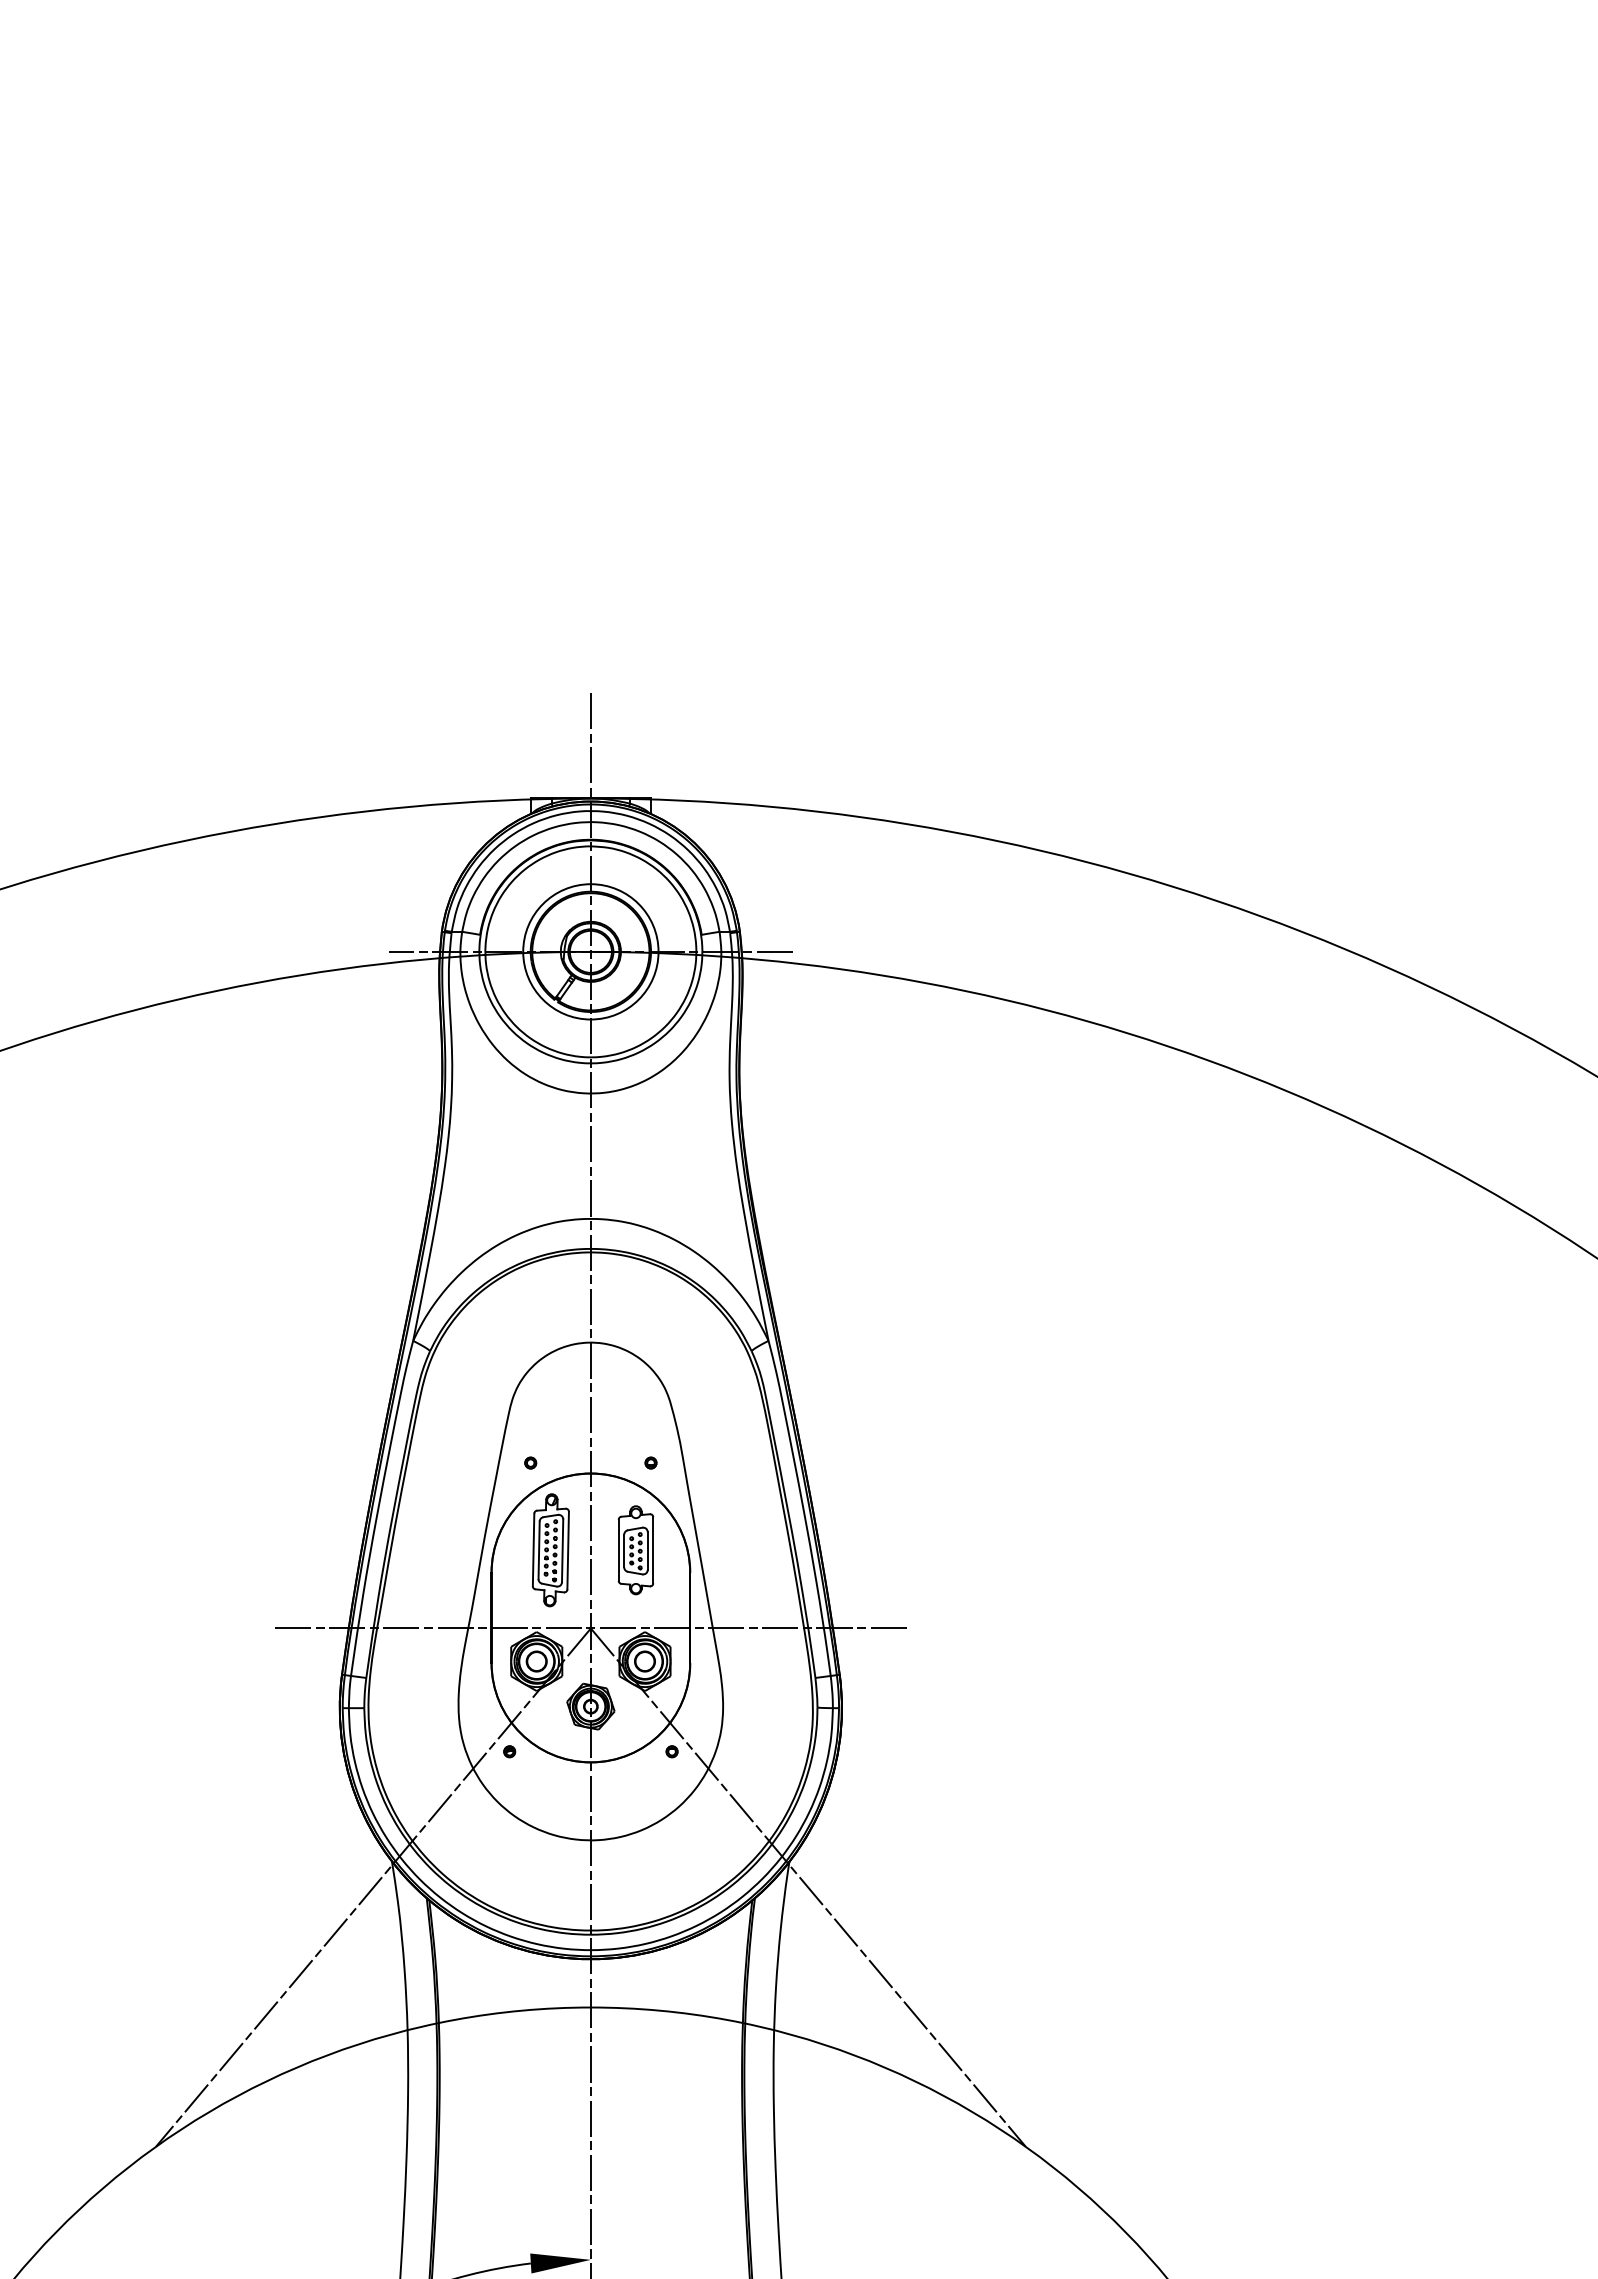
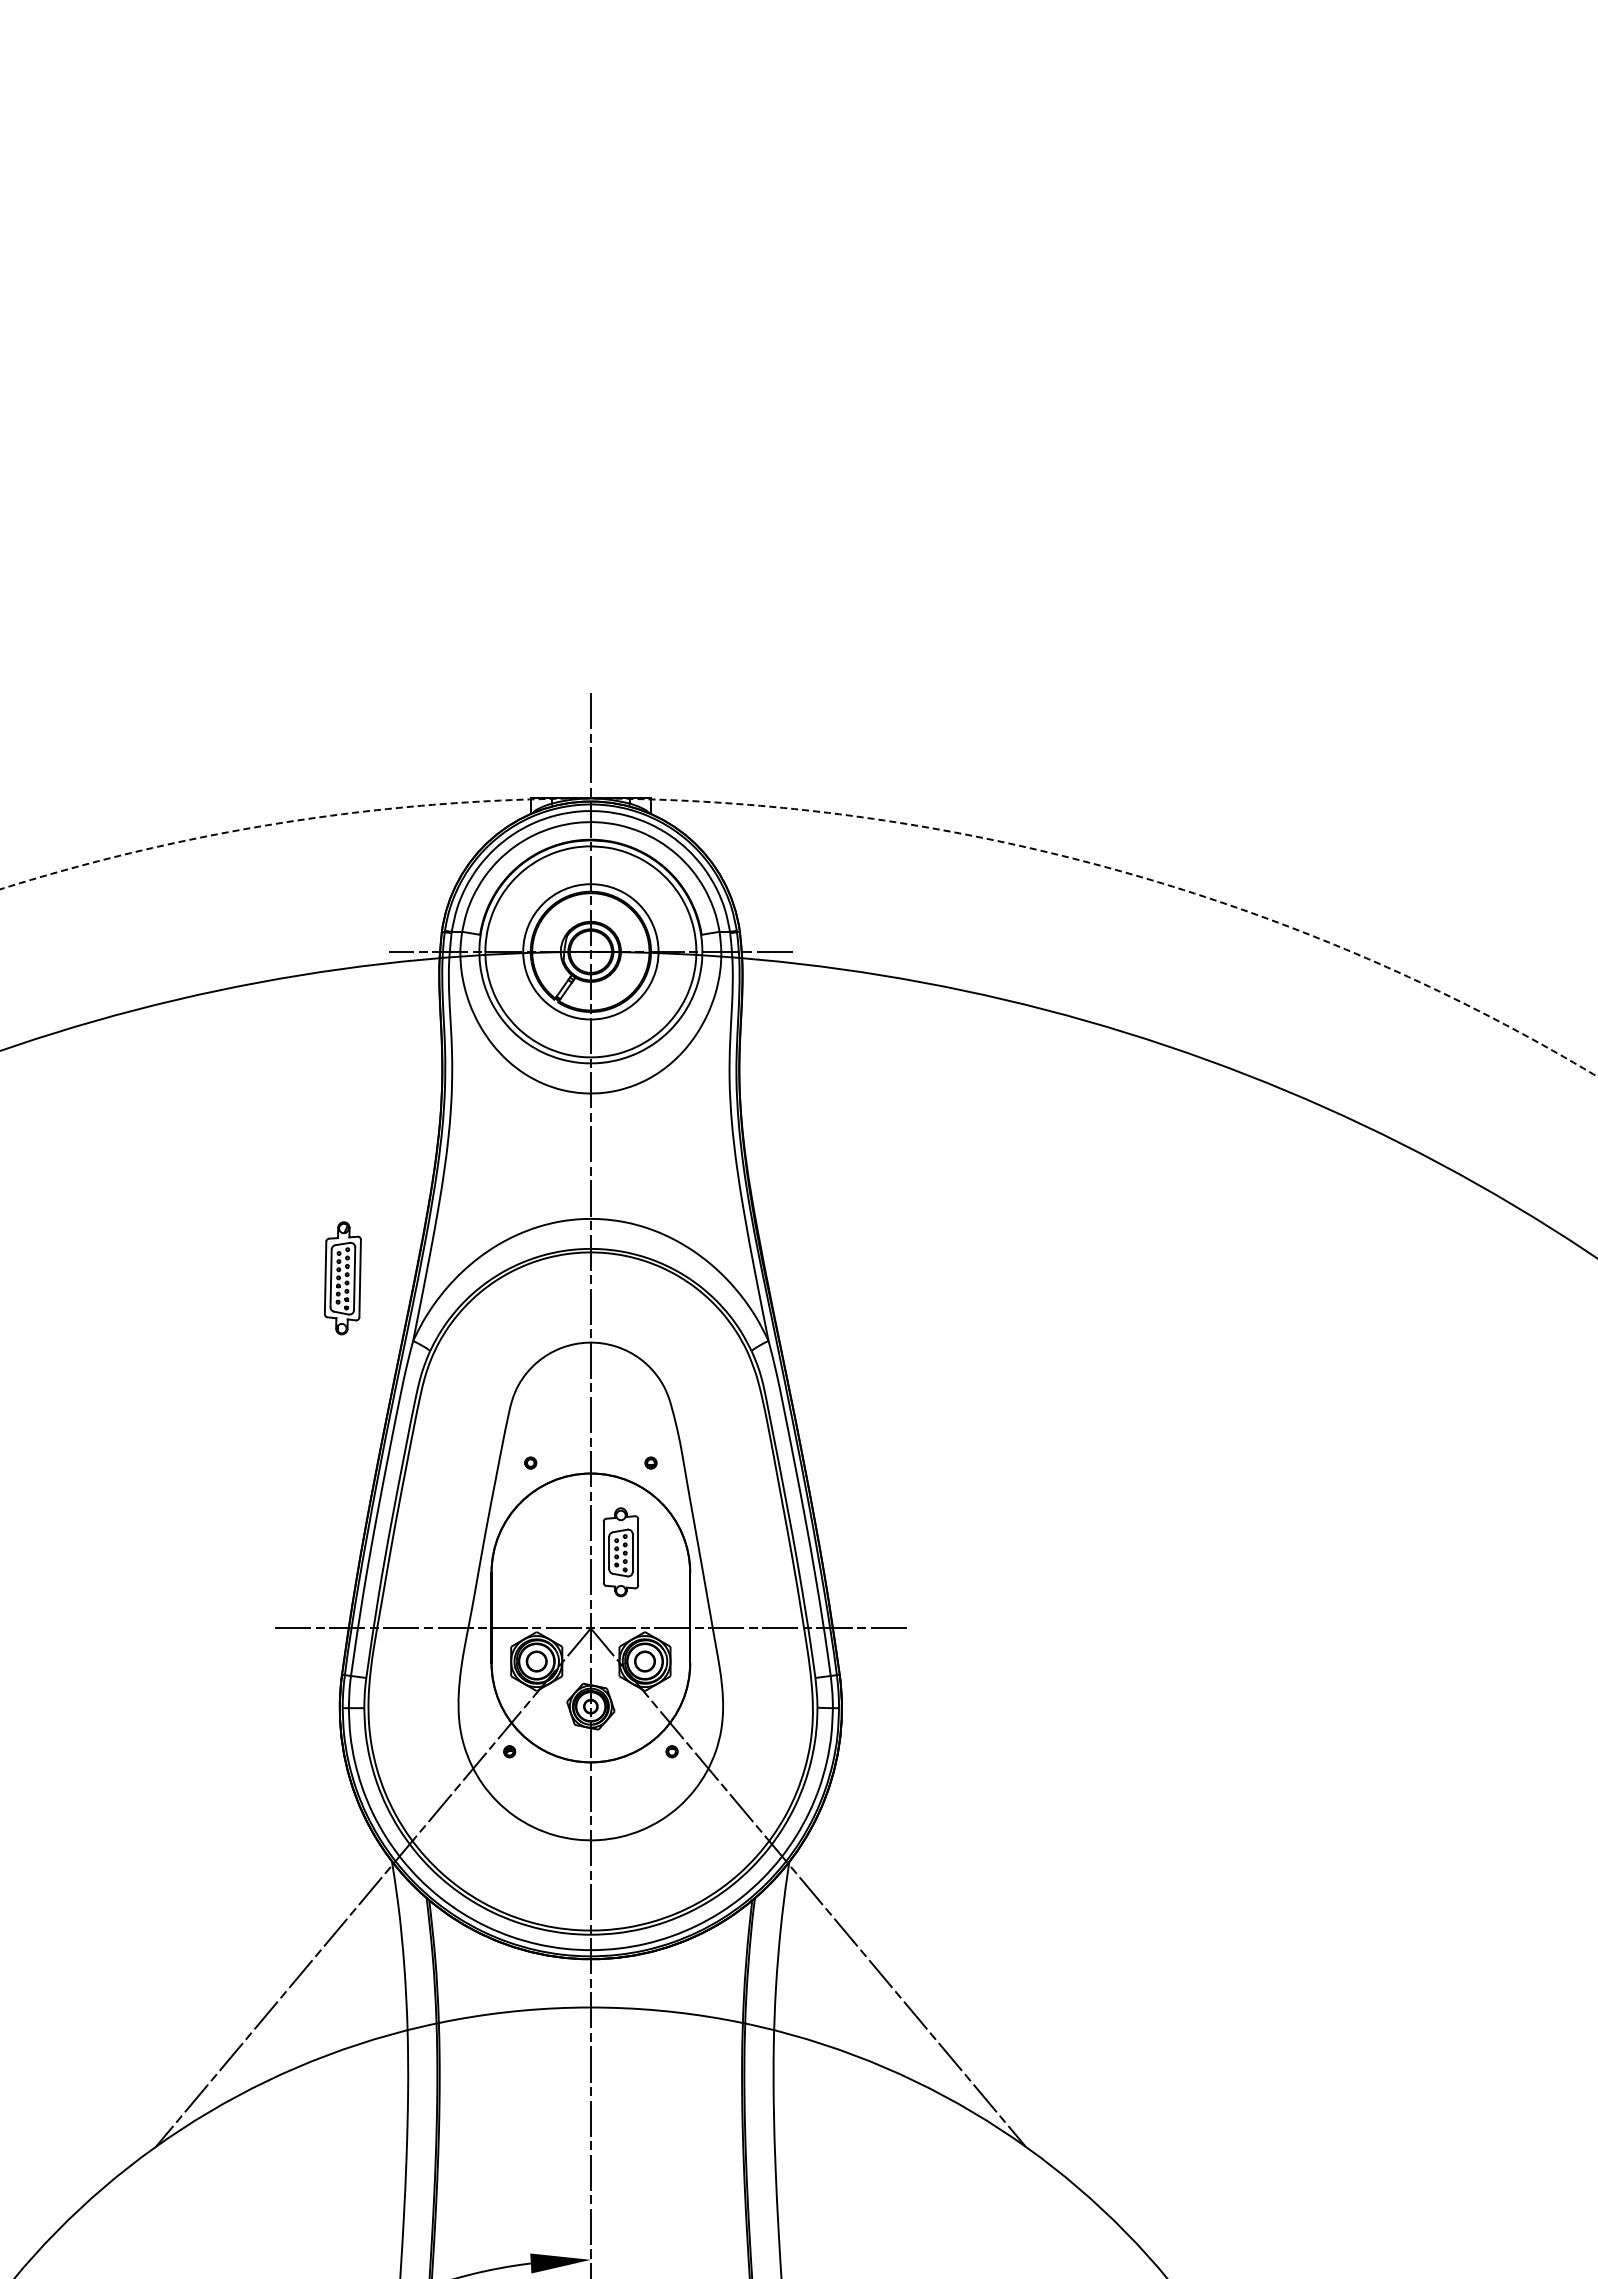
arc: solid -> dashed (817, 811)
part position: (550, 1550) -> (342, 1278) (342, 1278)
part position: (635, 1550) -> (620, 1552) (620, 1552)
